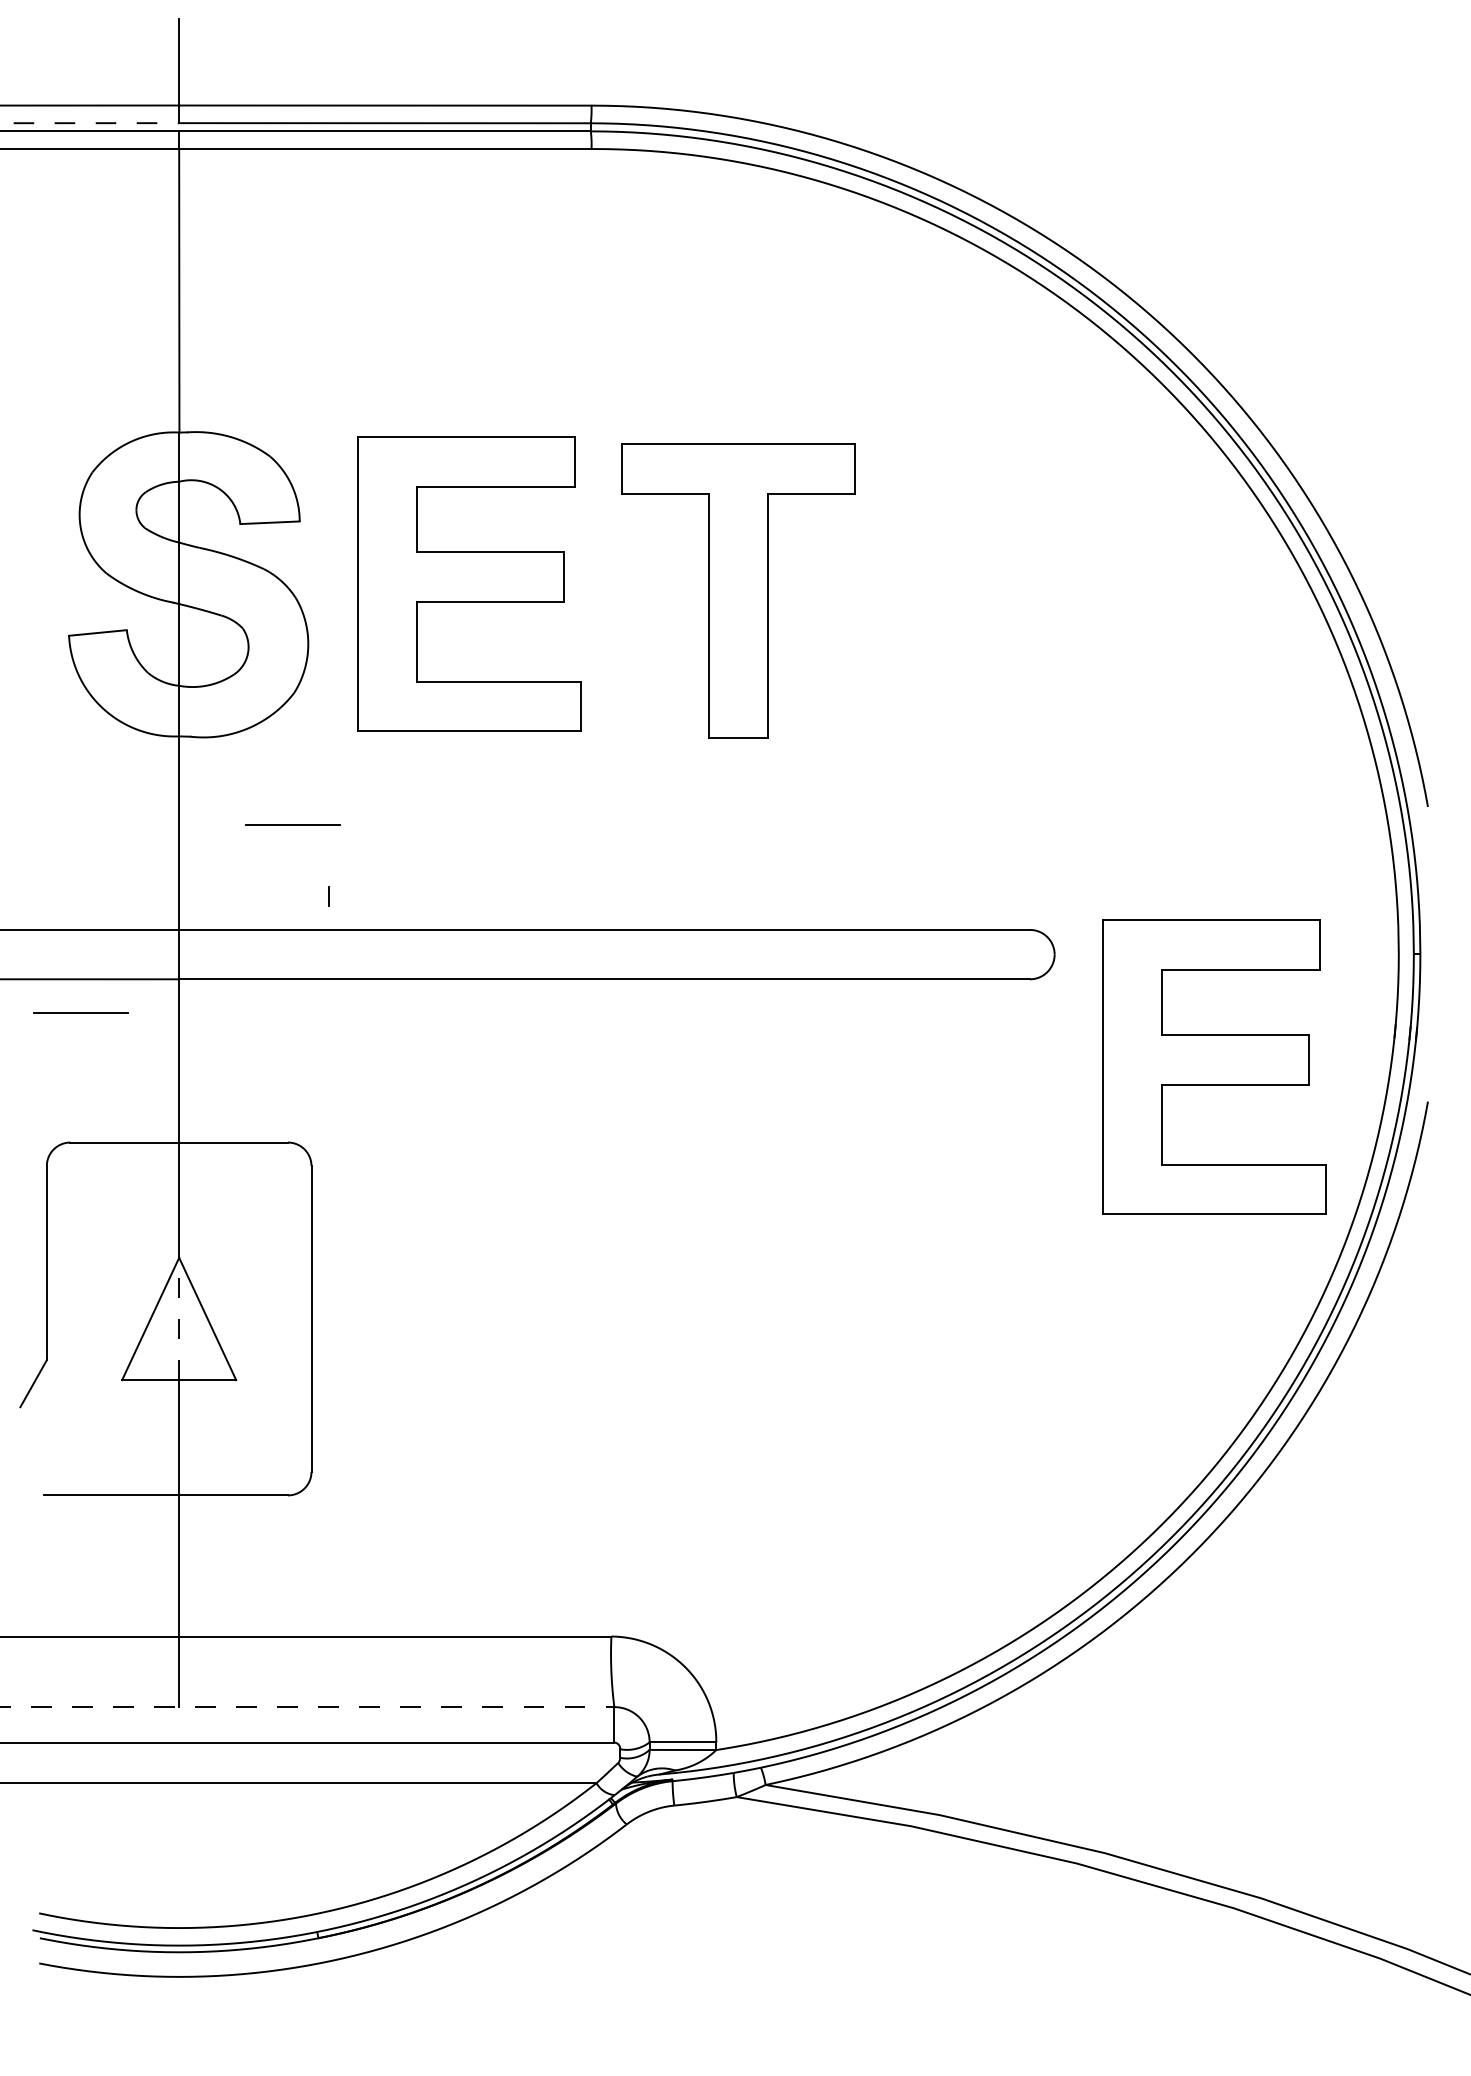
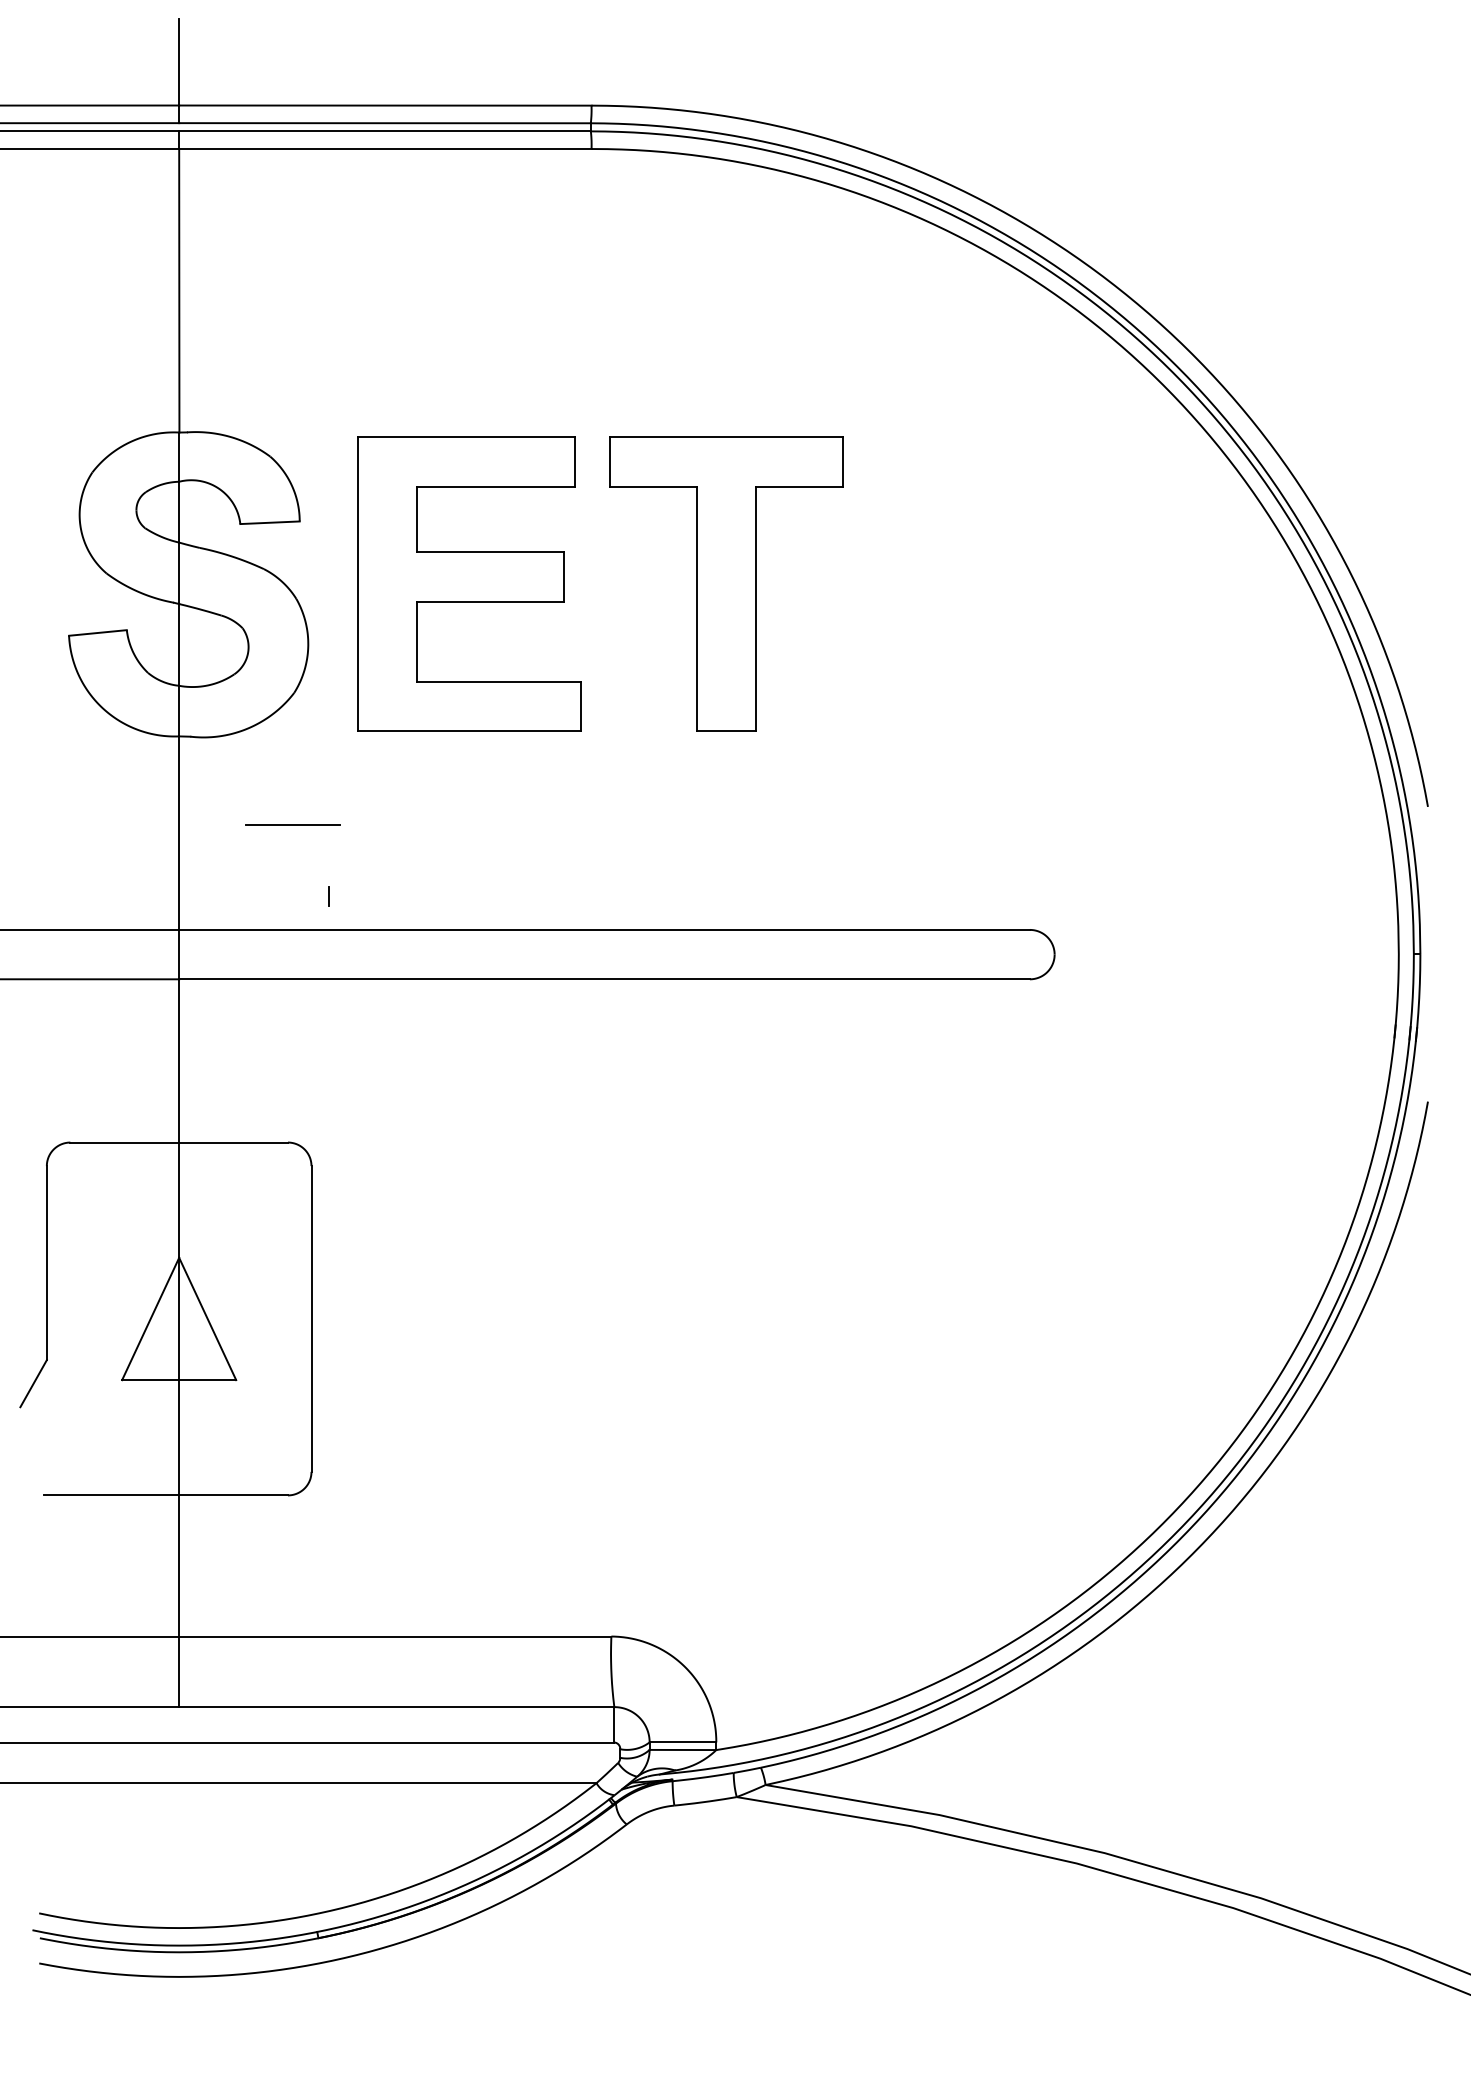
line: dashed -> solid (90, 123)
part position: (738, 590) -> (726, 583) (726, 583)
line: present -> none (80, 1012)
part: present -> none (1214, 1066)
line: dashed -> solid (179, 1318)
line: dashed -> solid (307, 1707)
